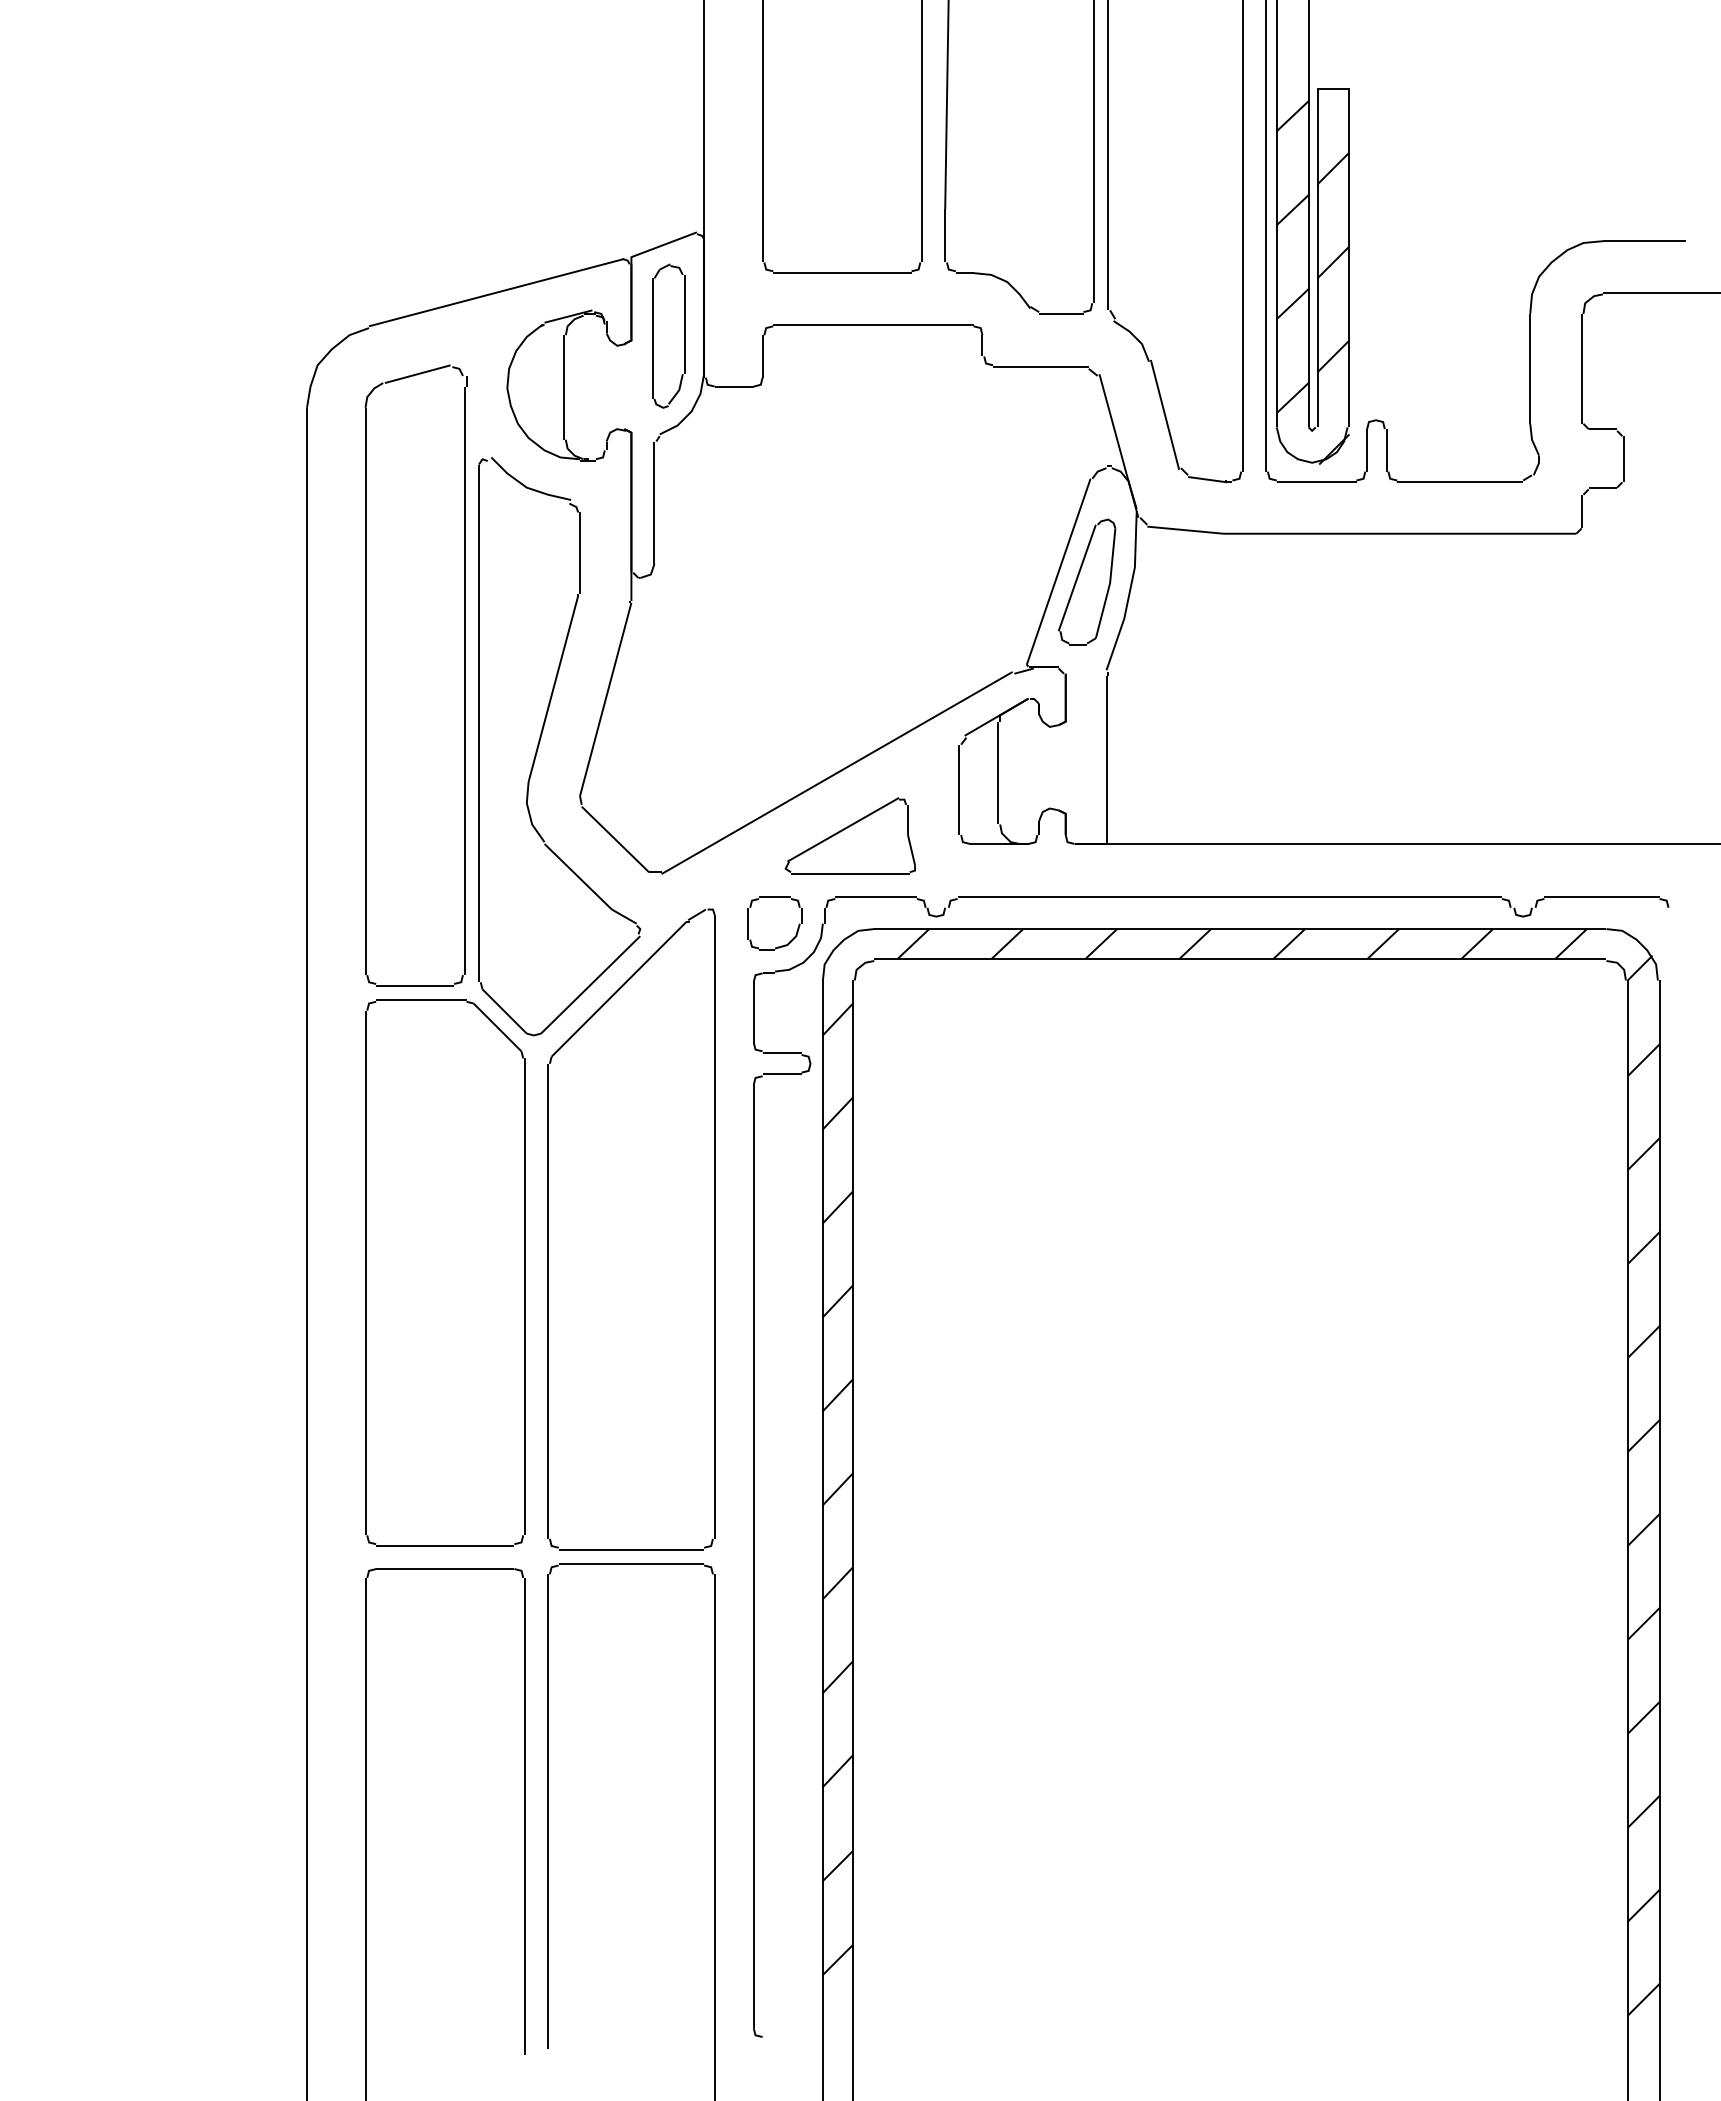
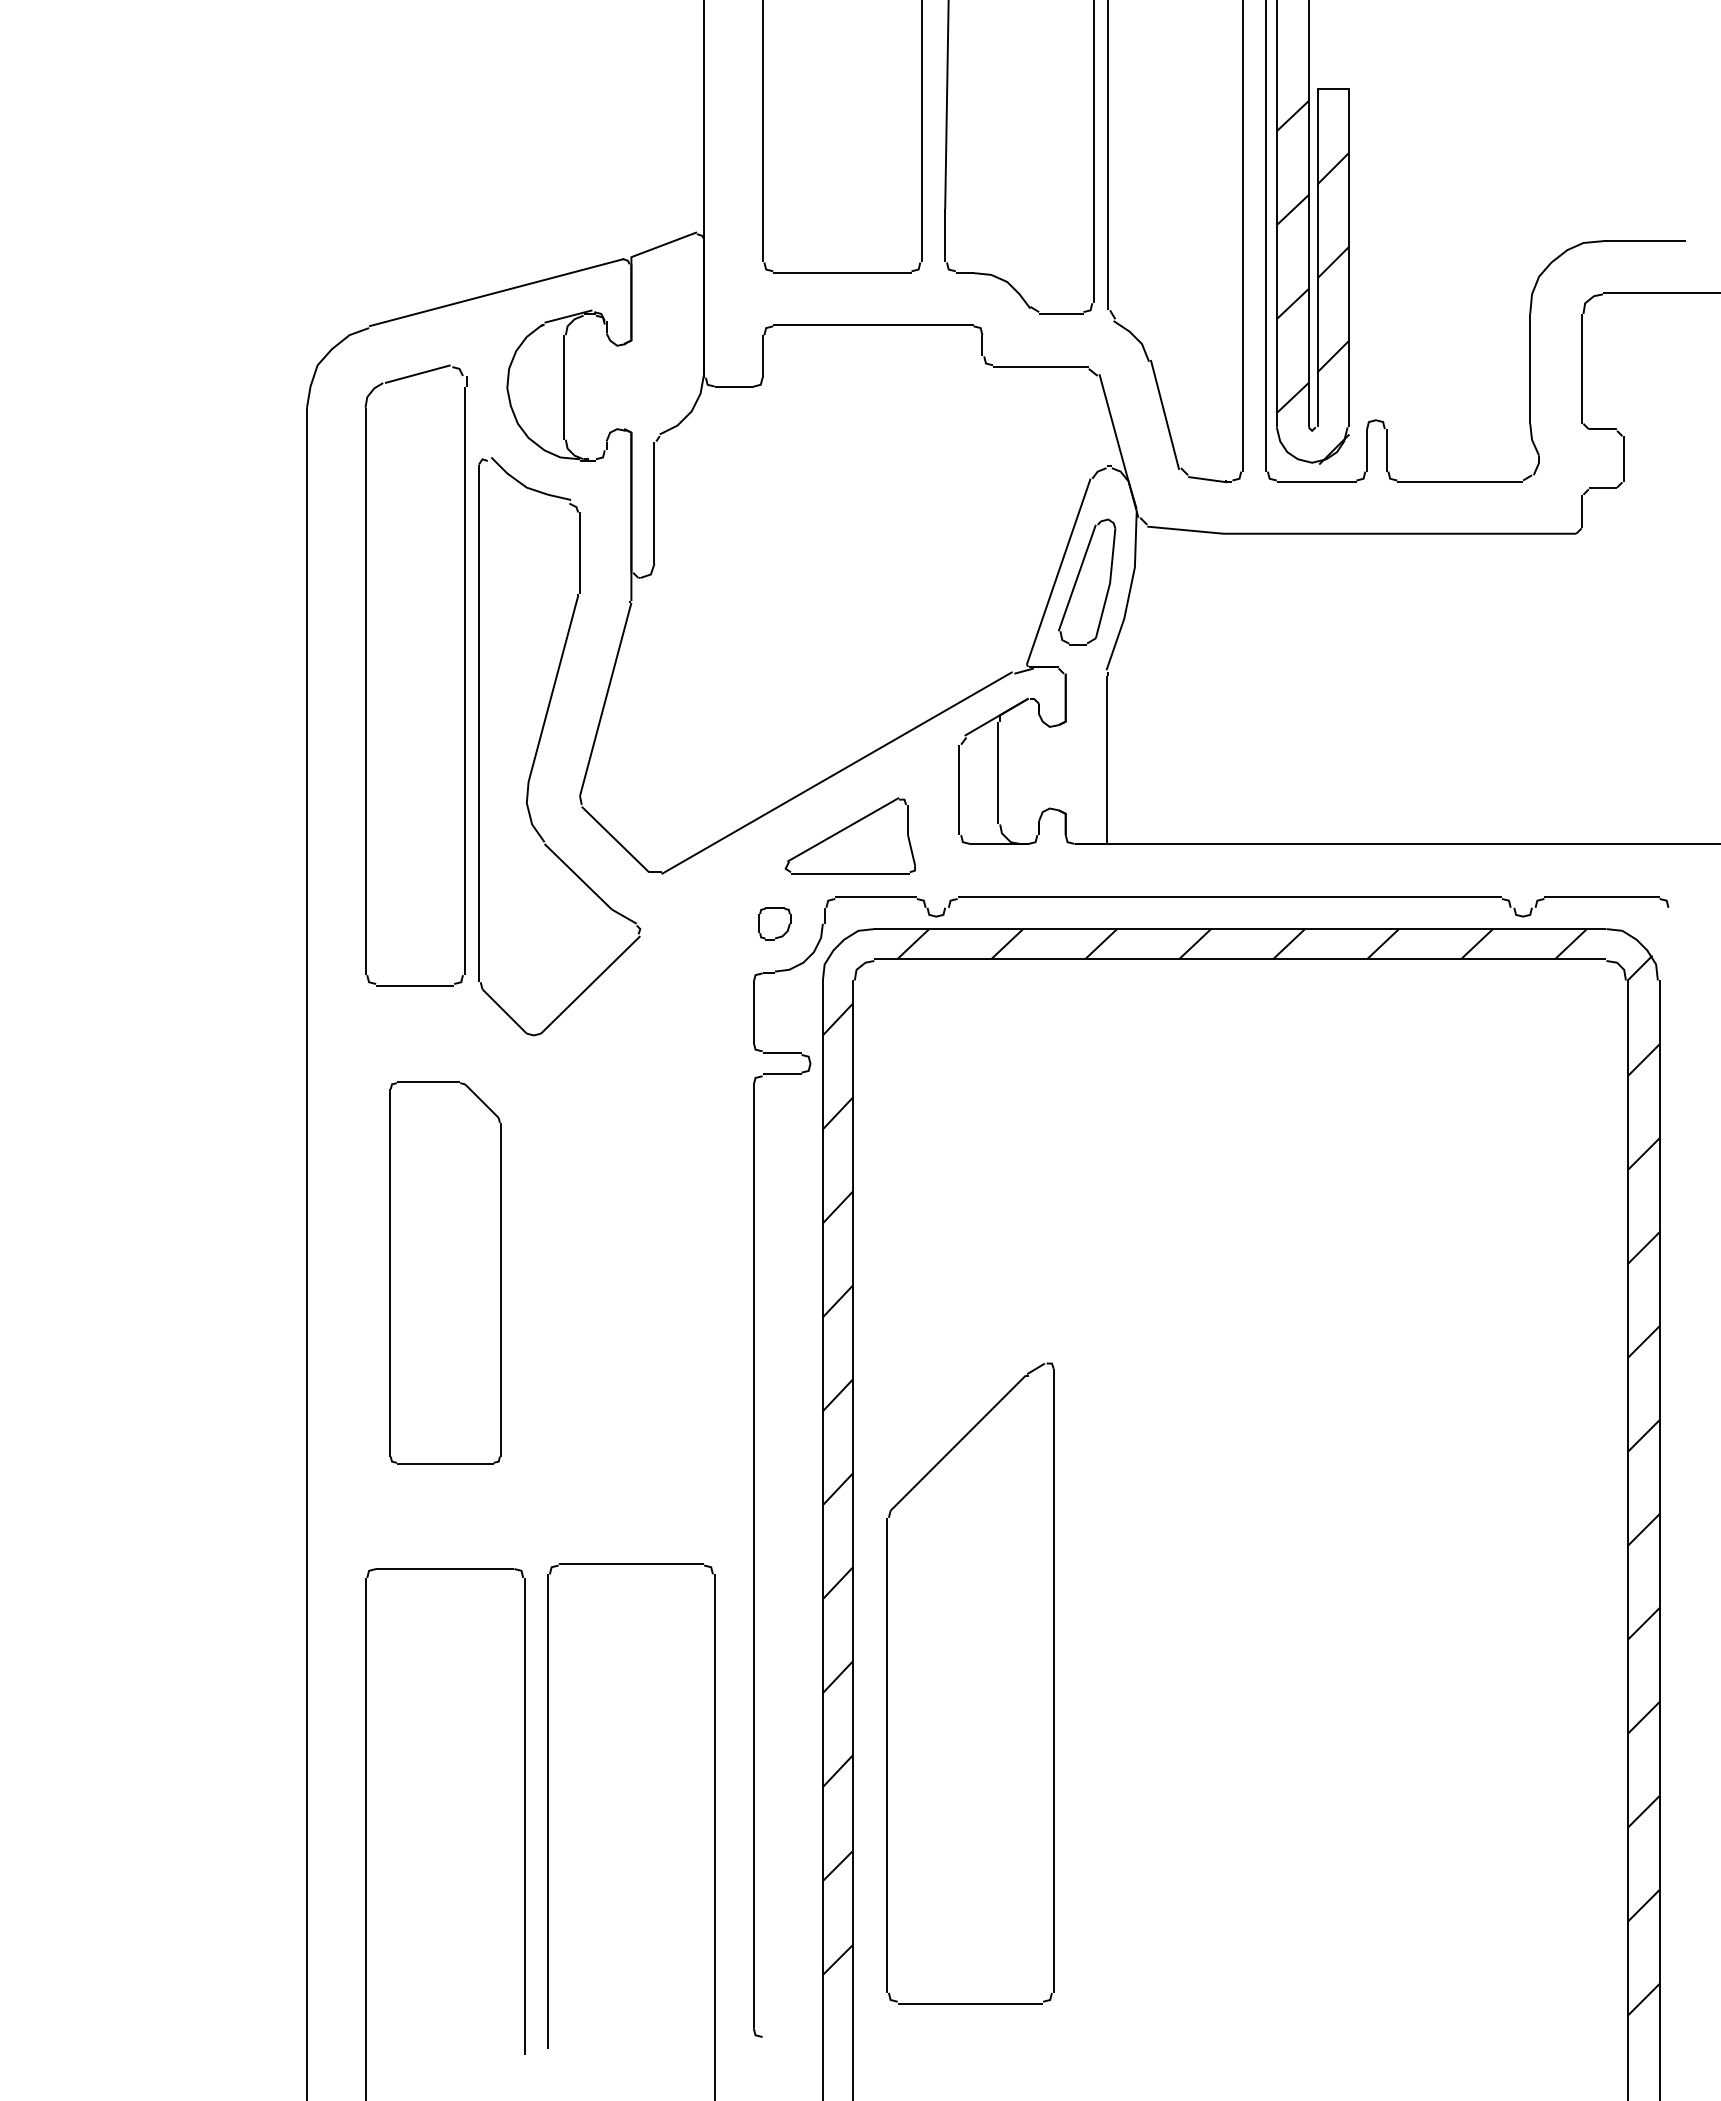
part: present -> none (668, 335)
part size: 56x55 px -> 34x34 px (774, 923)
part position: (631, 1229) -> (970, 1683) (970, 1683)
part size: 161x548 px -> 113x384 px (445, 1272)
